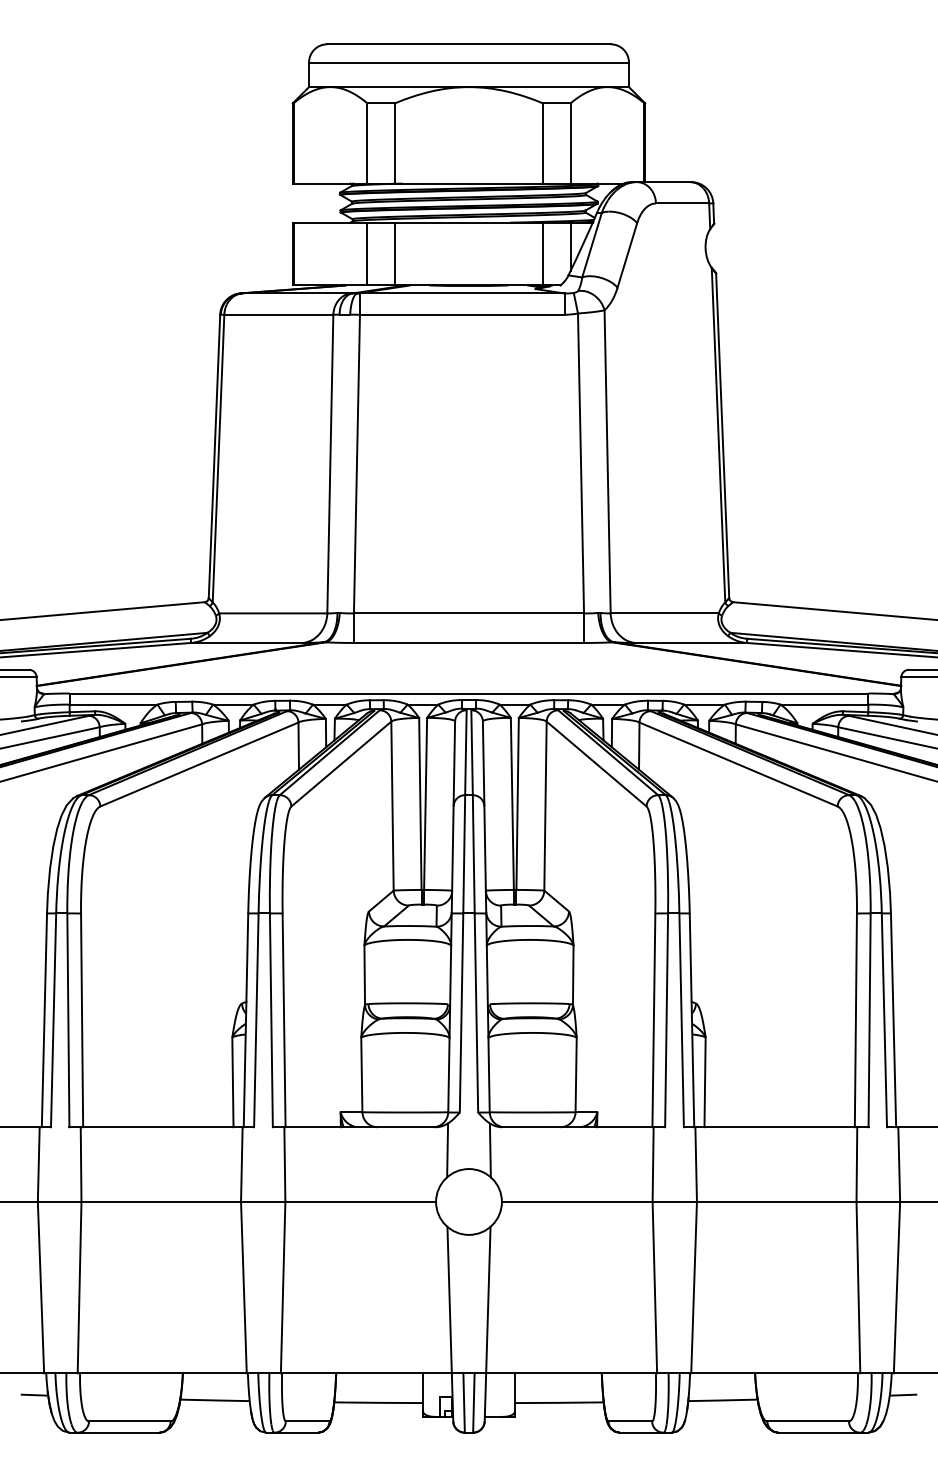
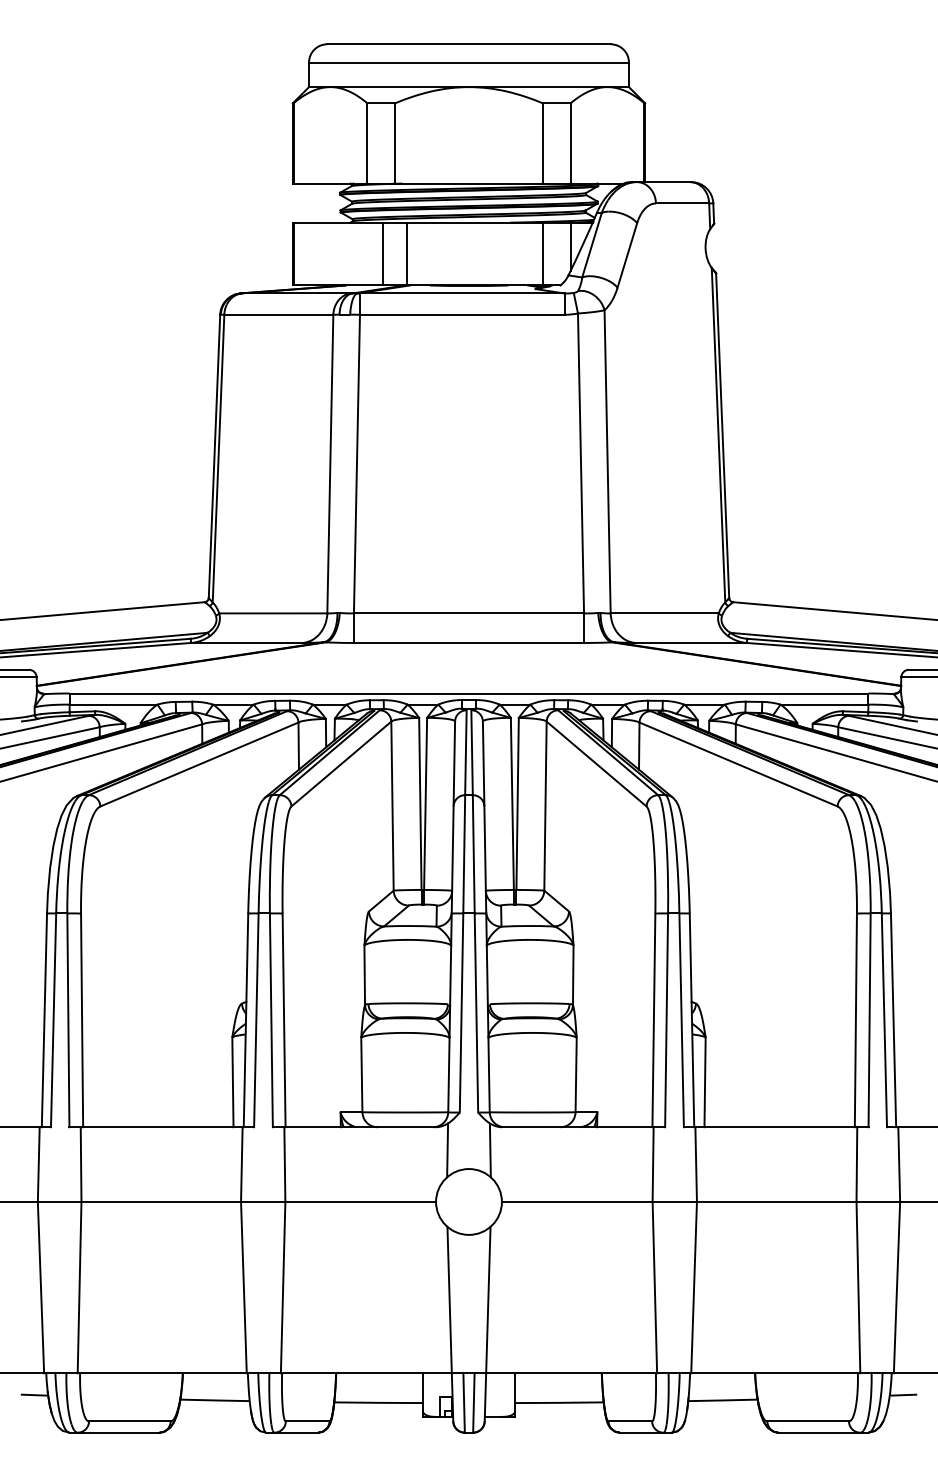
line position: (367, 253) -> (383, 253) (383, 253)
line position: (395, 253) -> (407, 253) (407, 253)
